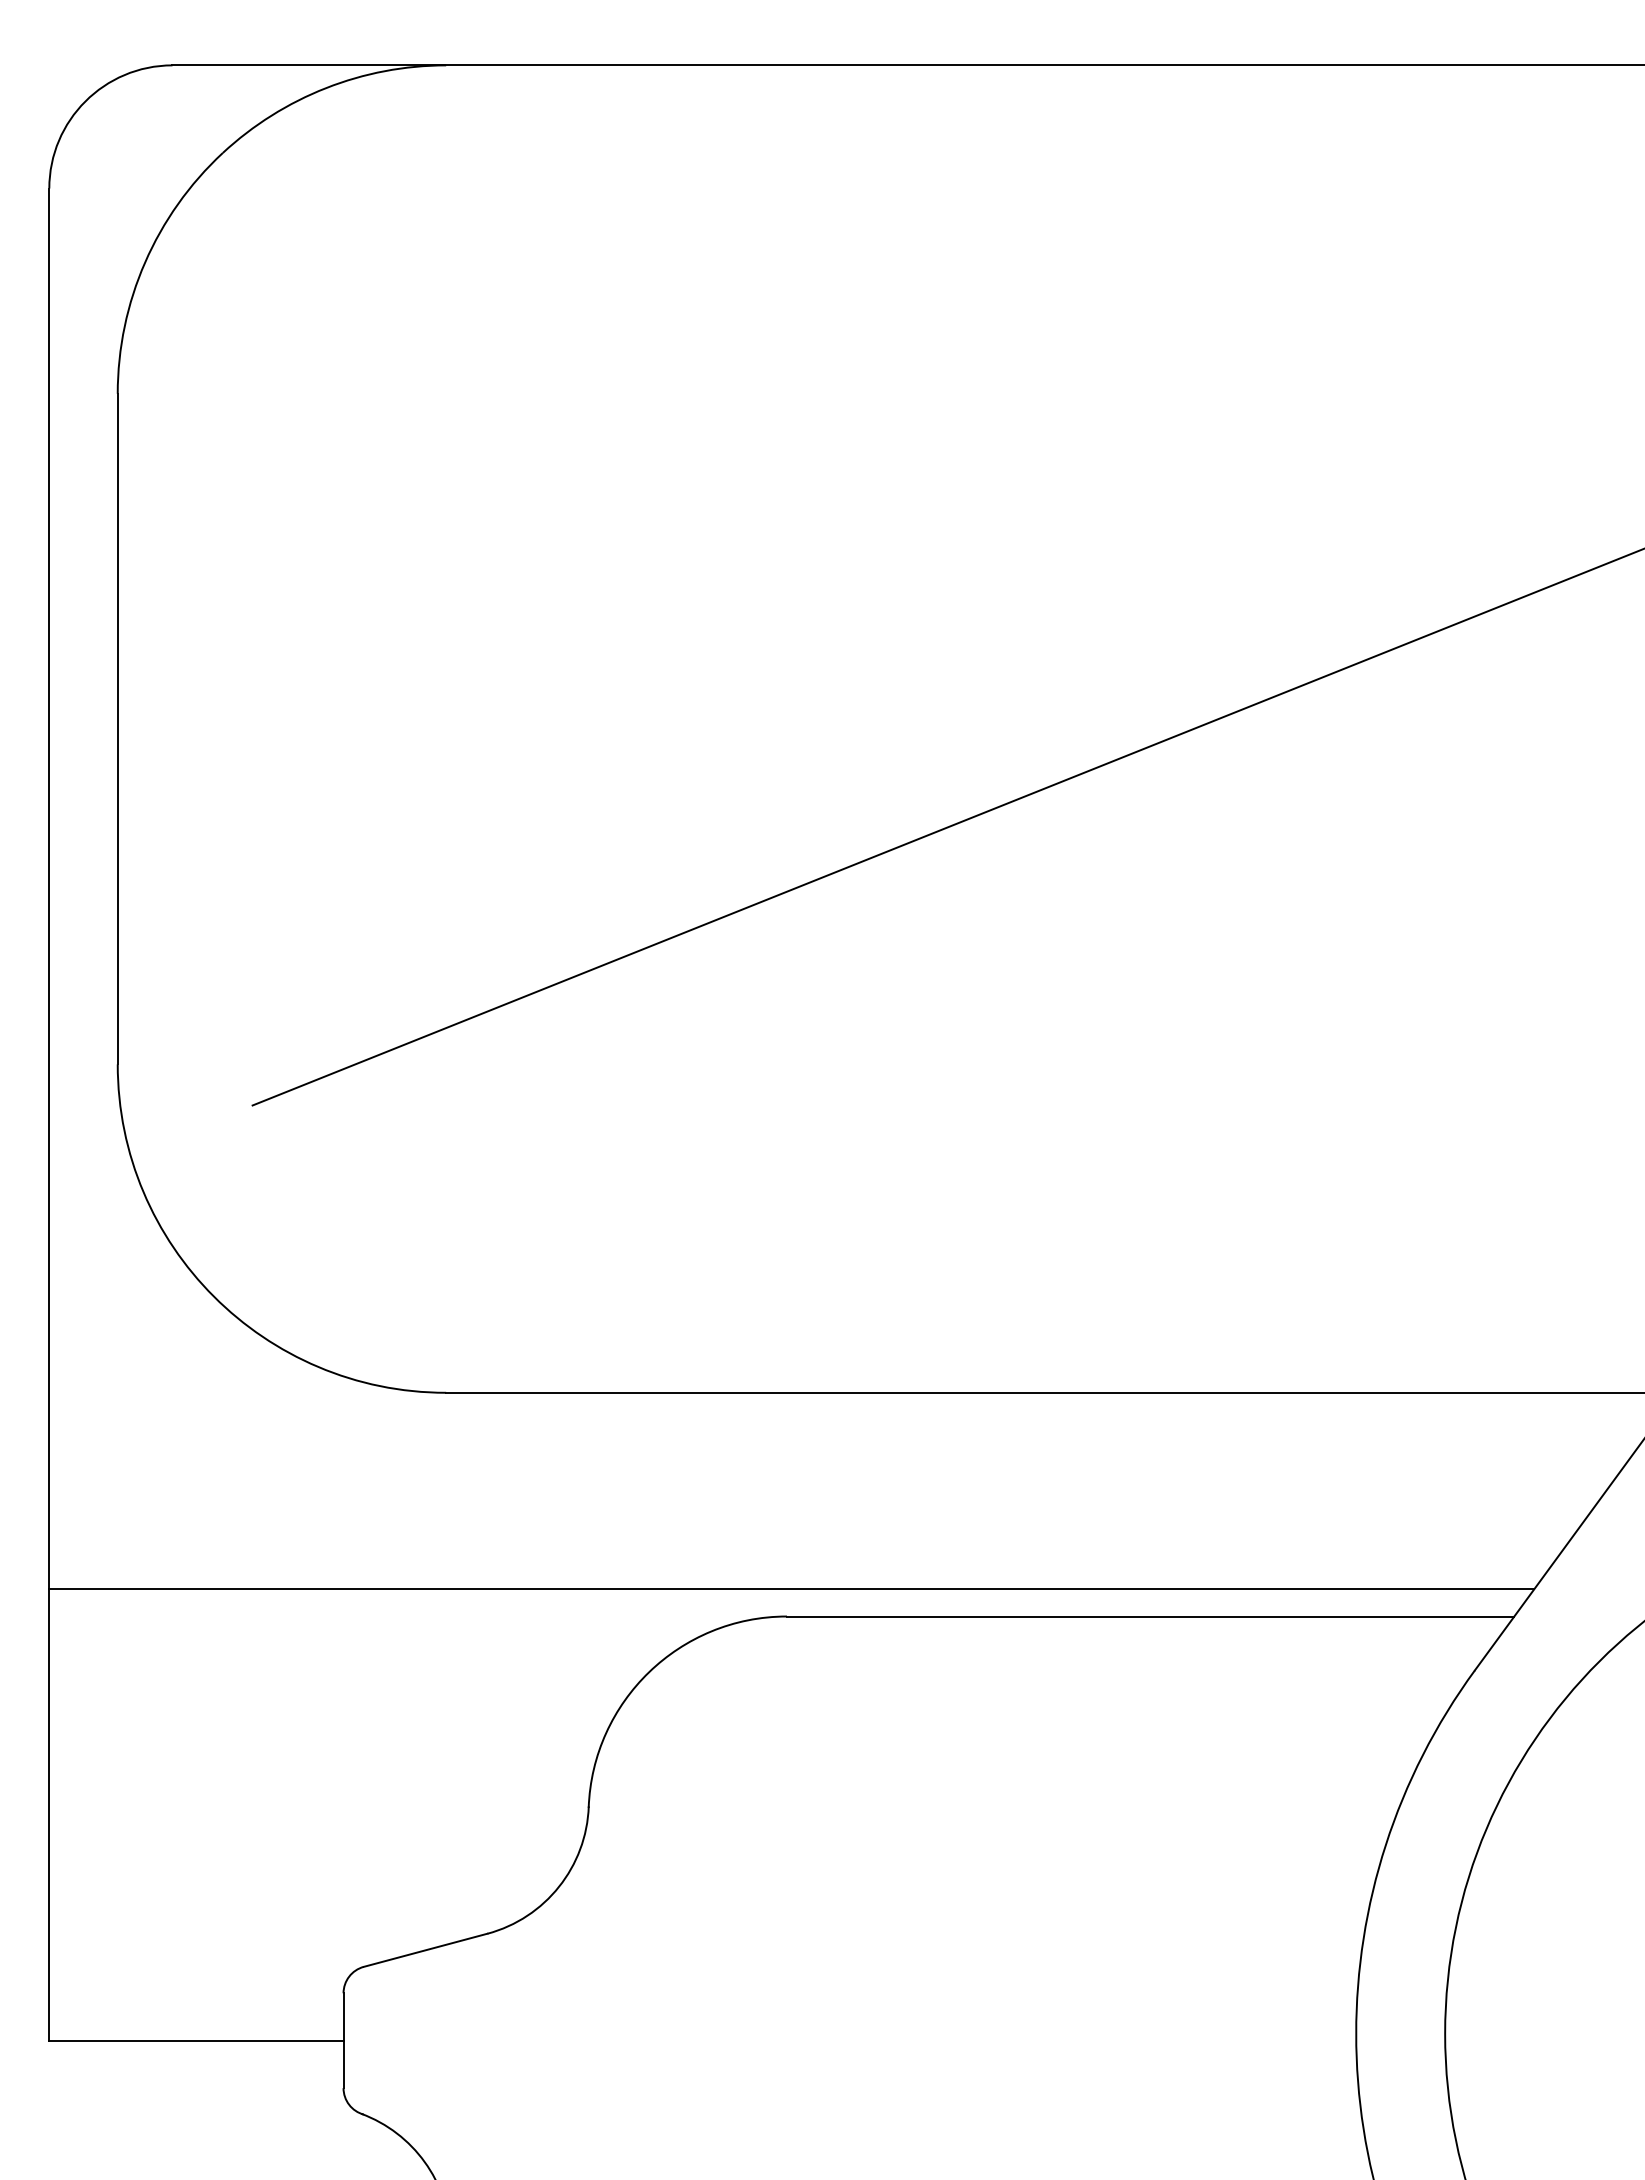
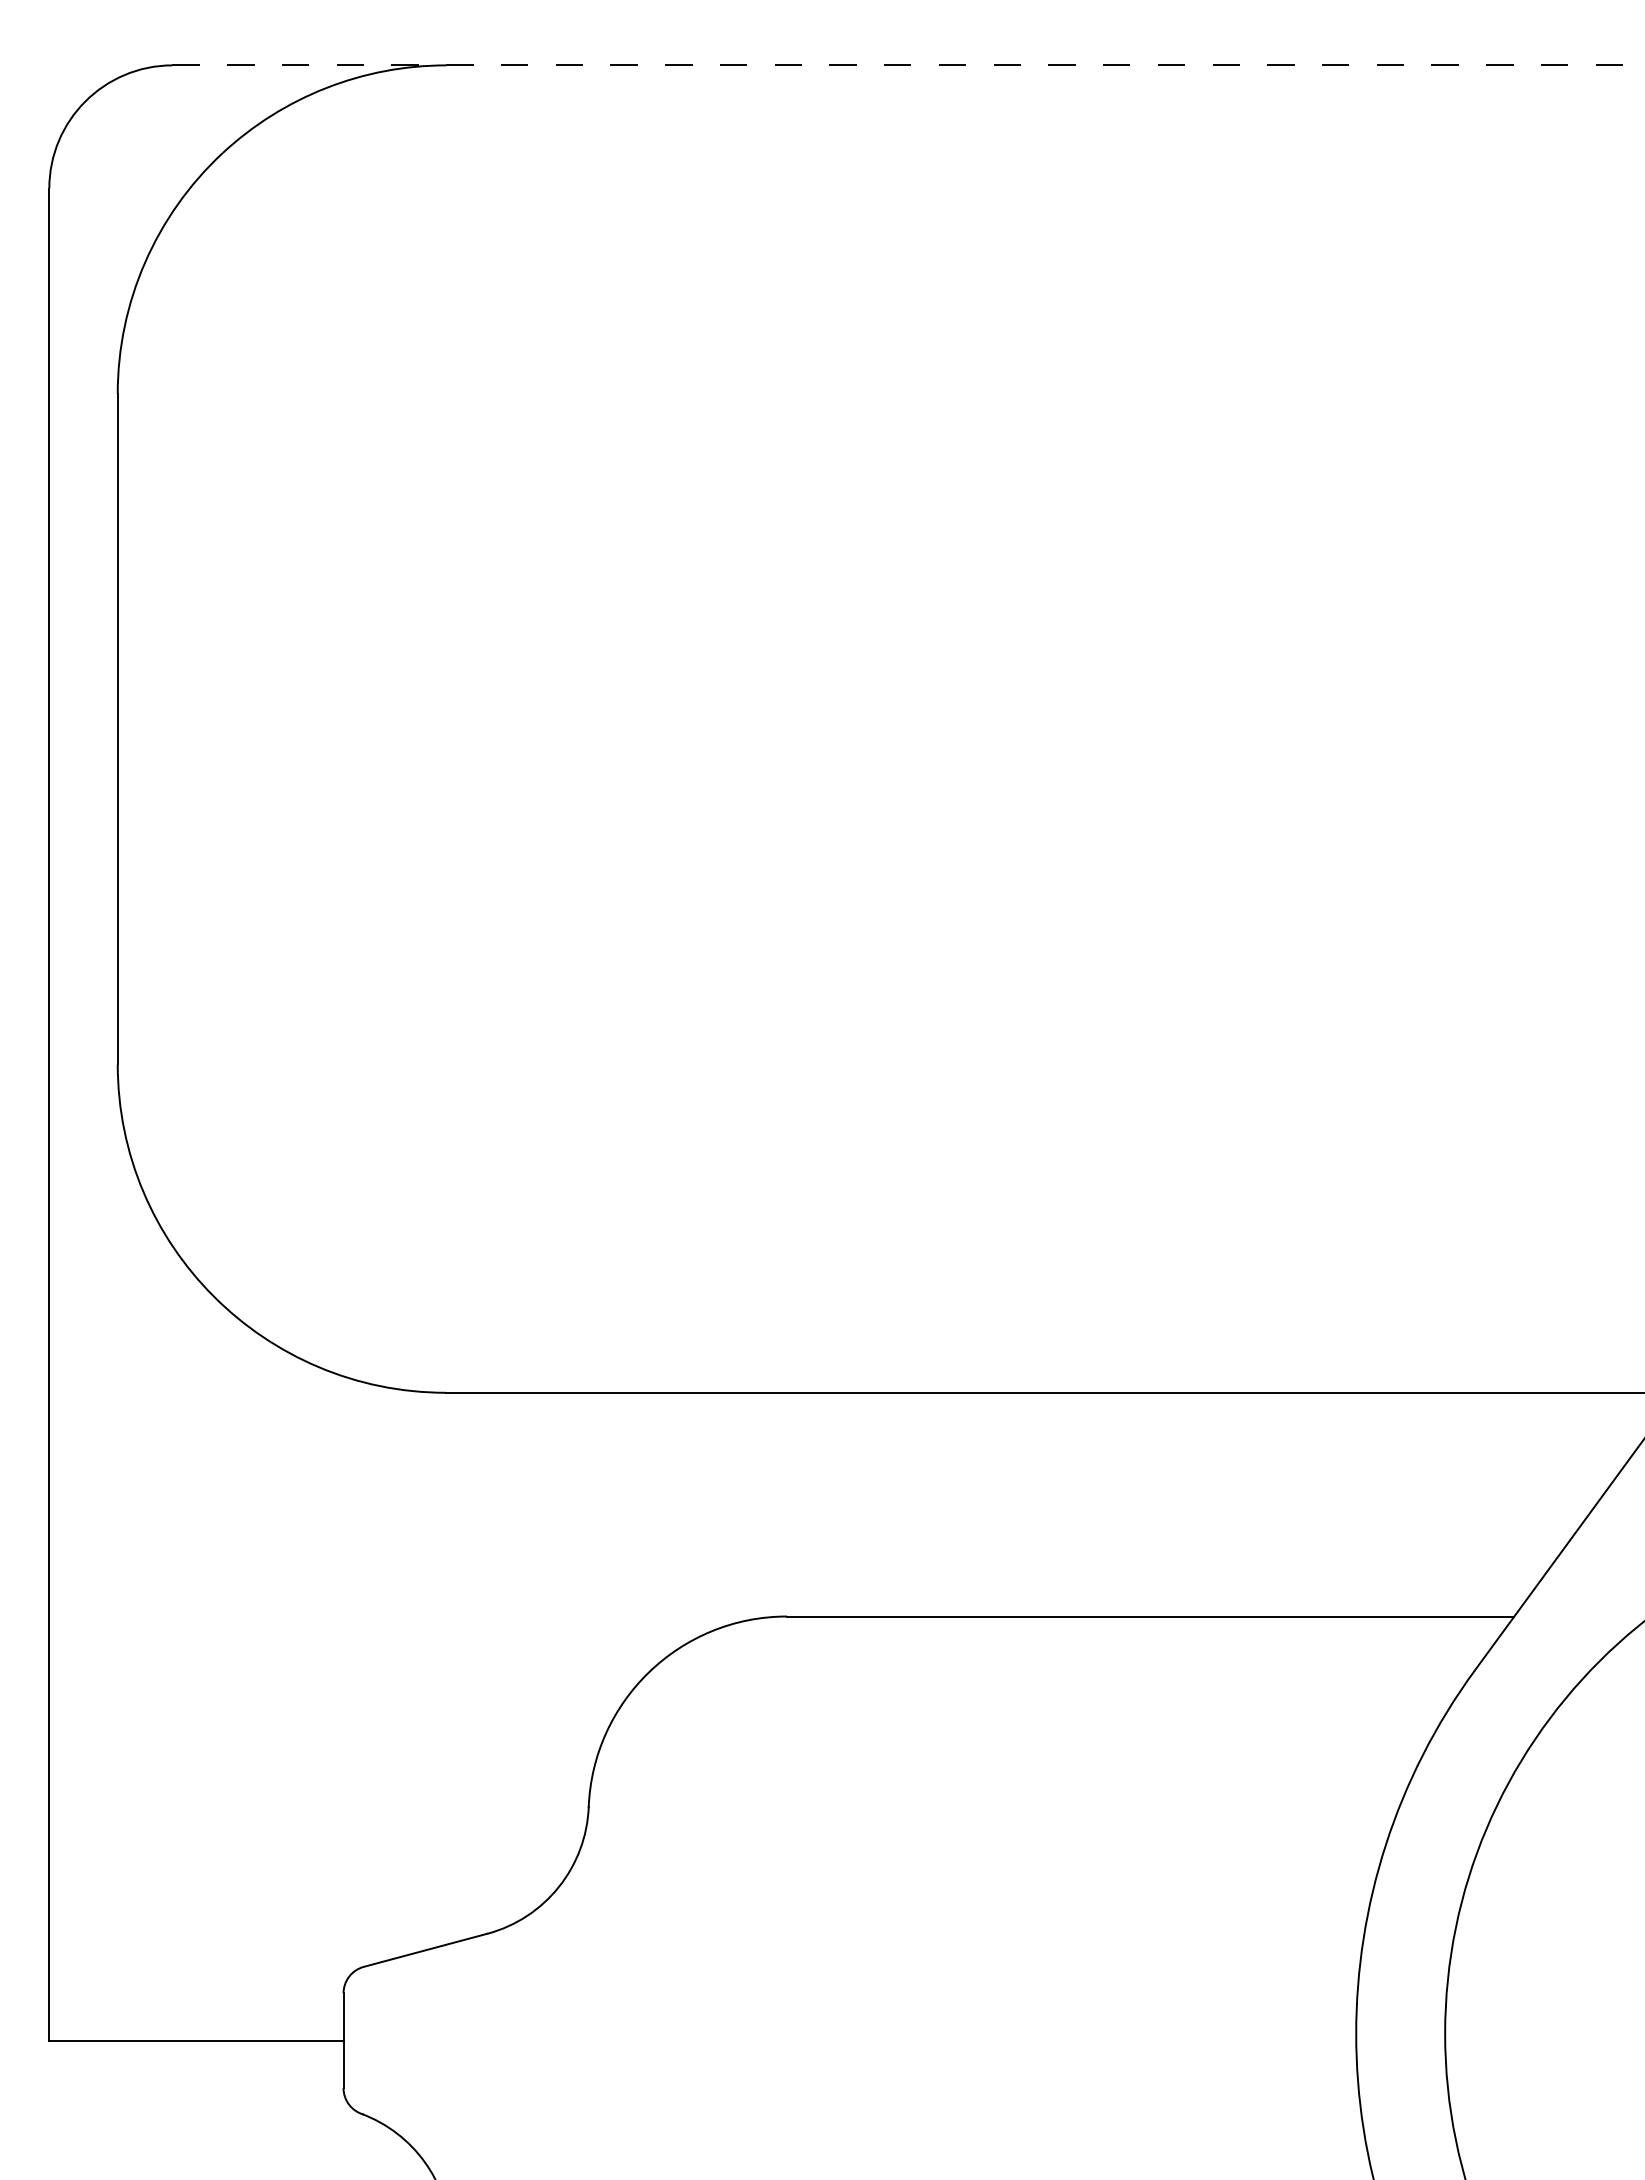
line: solid -> dashed (908, 65)
line: present -> none (946, 827)
line: present -> none (791, 1589)
